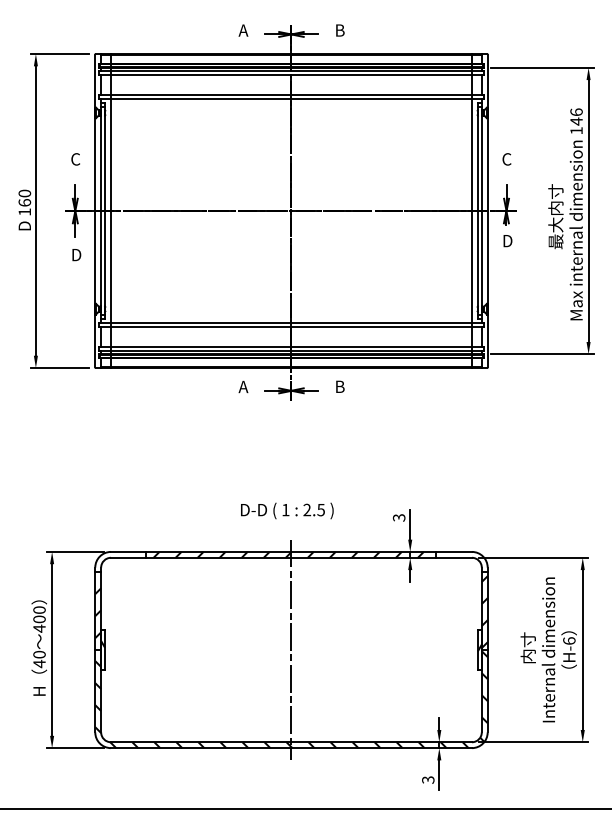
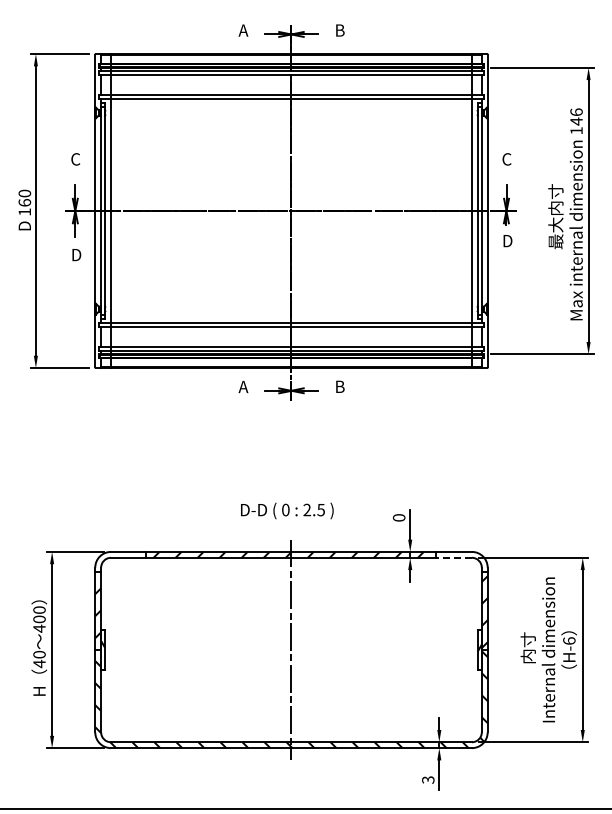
text: 1 -> 0 (285, 509)
text: 3 -> 0 (399, 517)
line: solid -> dashed (454, 557)
